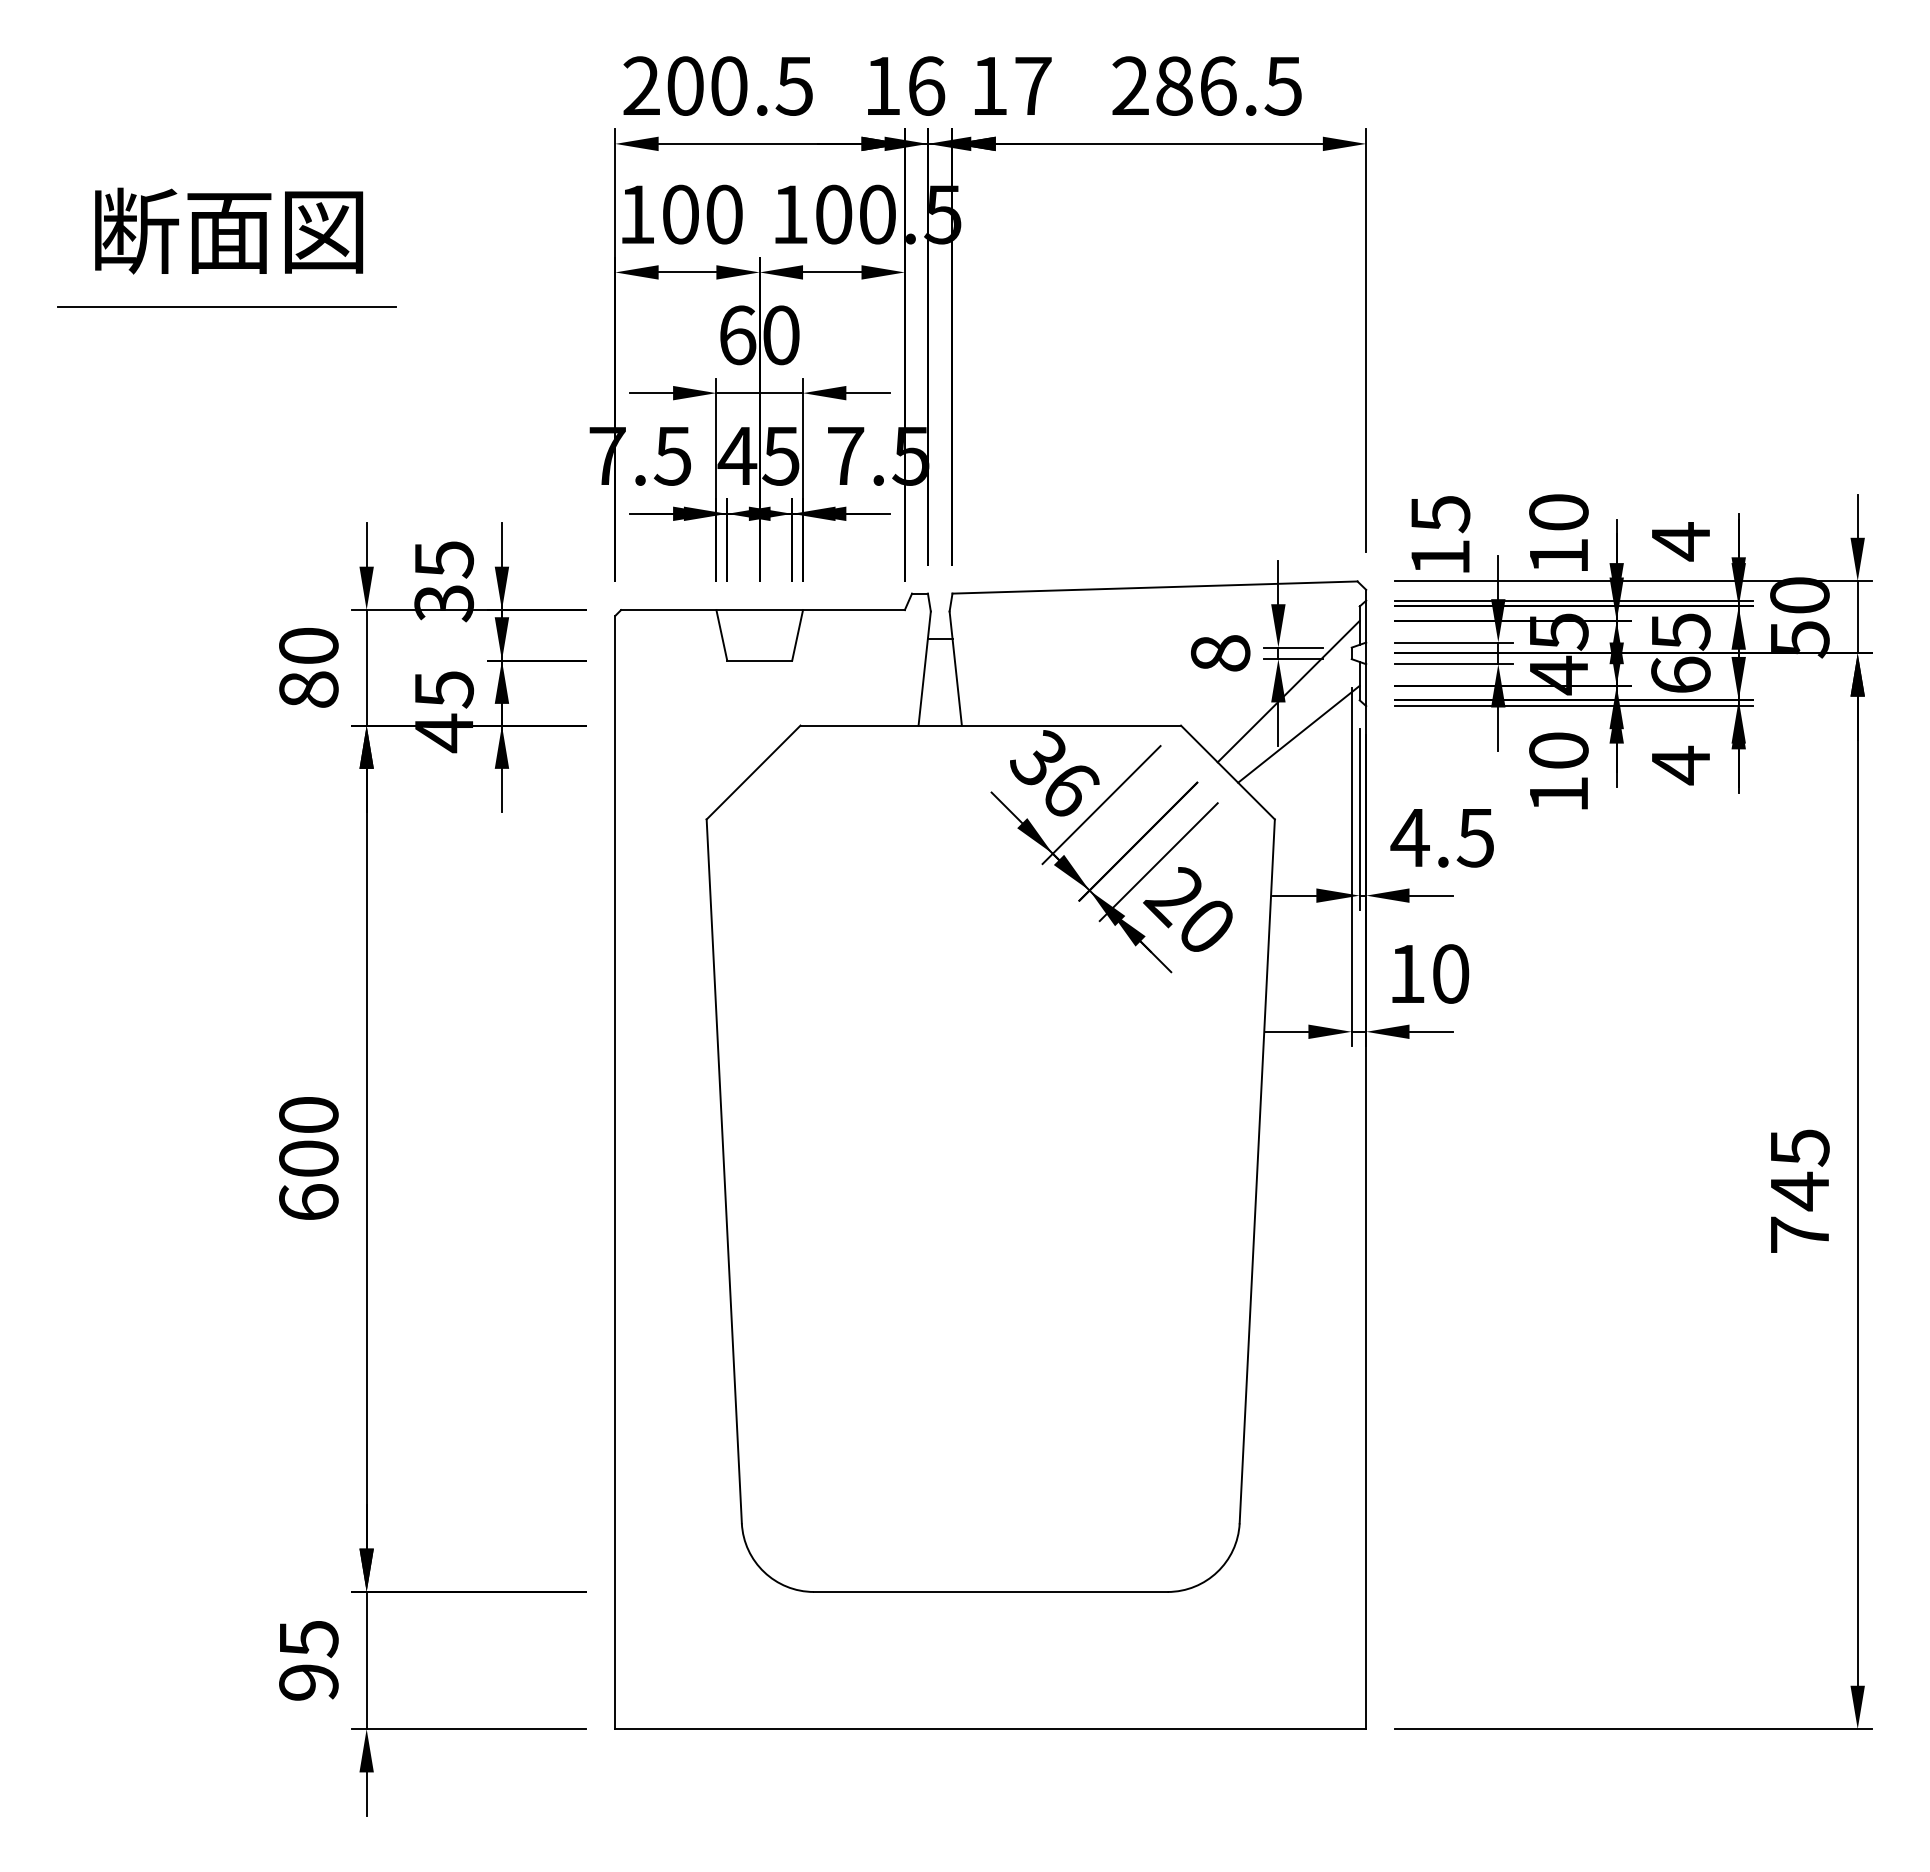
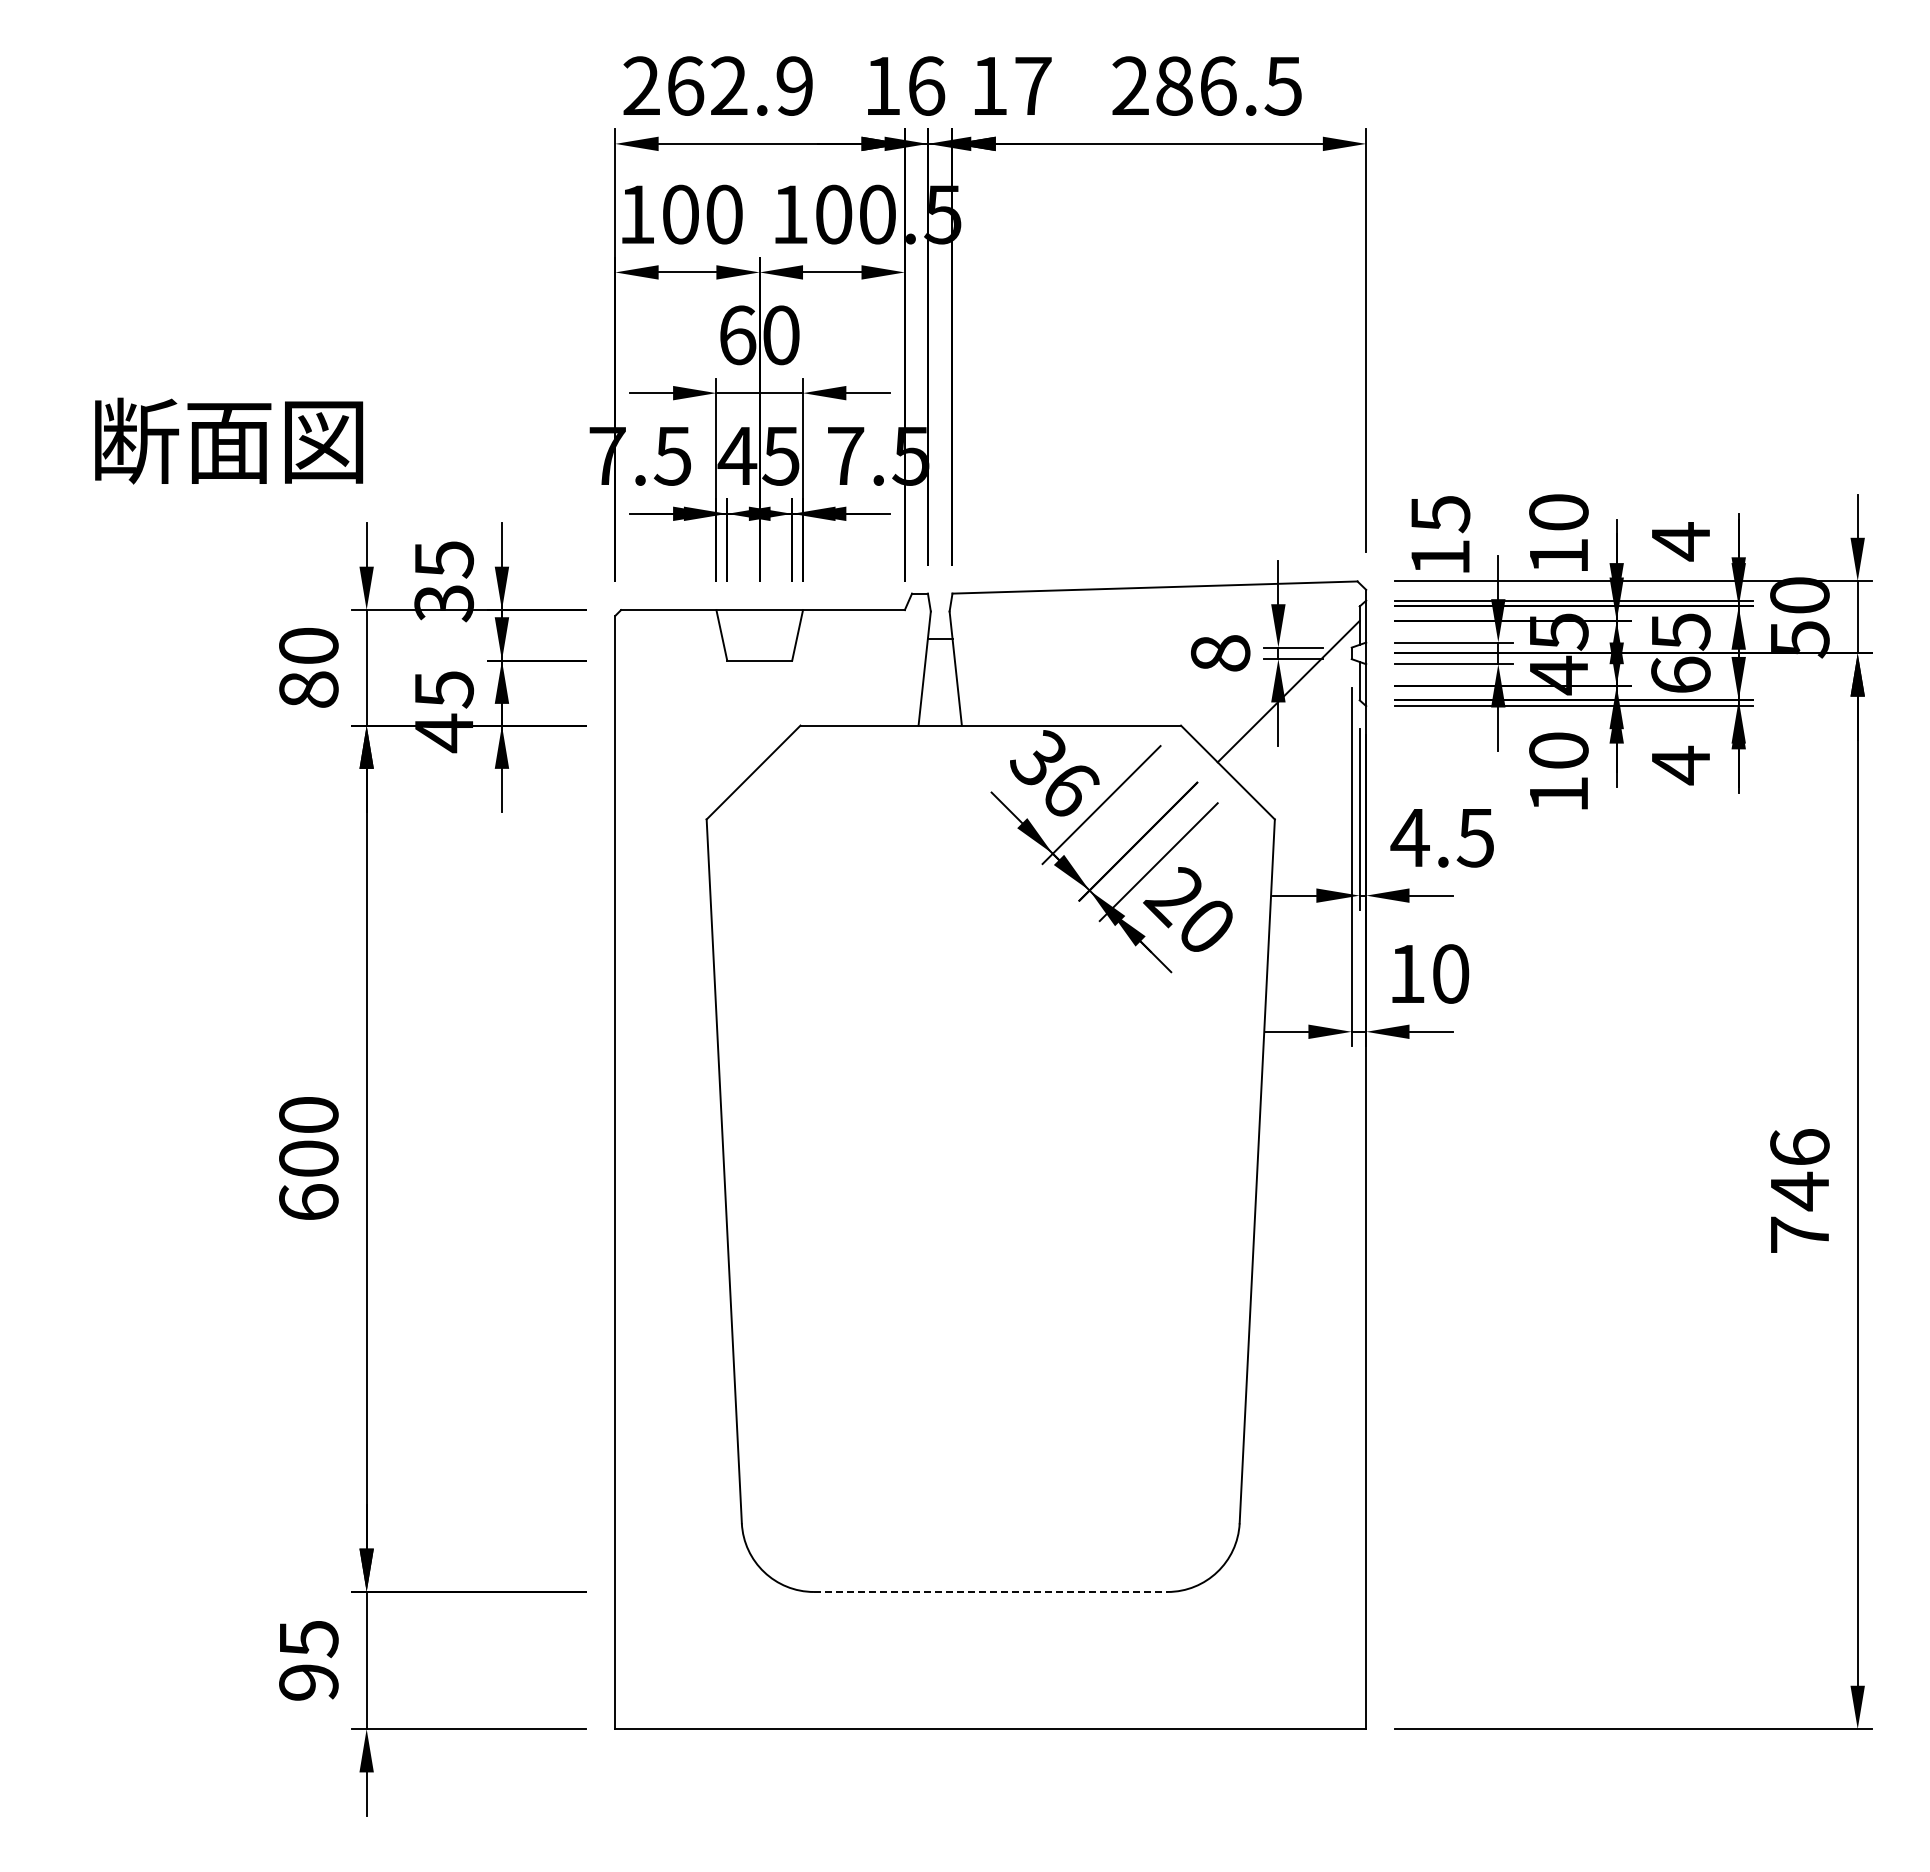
text: 200.5 -> 262.9 (739, 85)
text position: (229, 230) -> (229, 440) (229, 440)
line: present -> none (226, 306)
line: present -> none (1298, 733)
text: 745 -> 746 (1799, 1147)
line: solid -> dashed (990, 1591)
